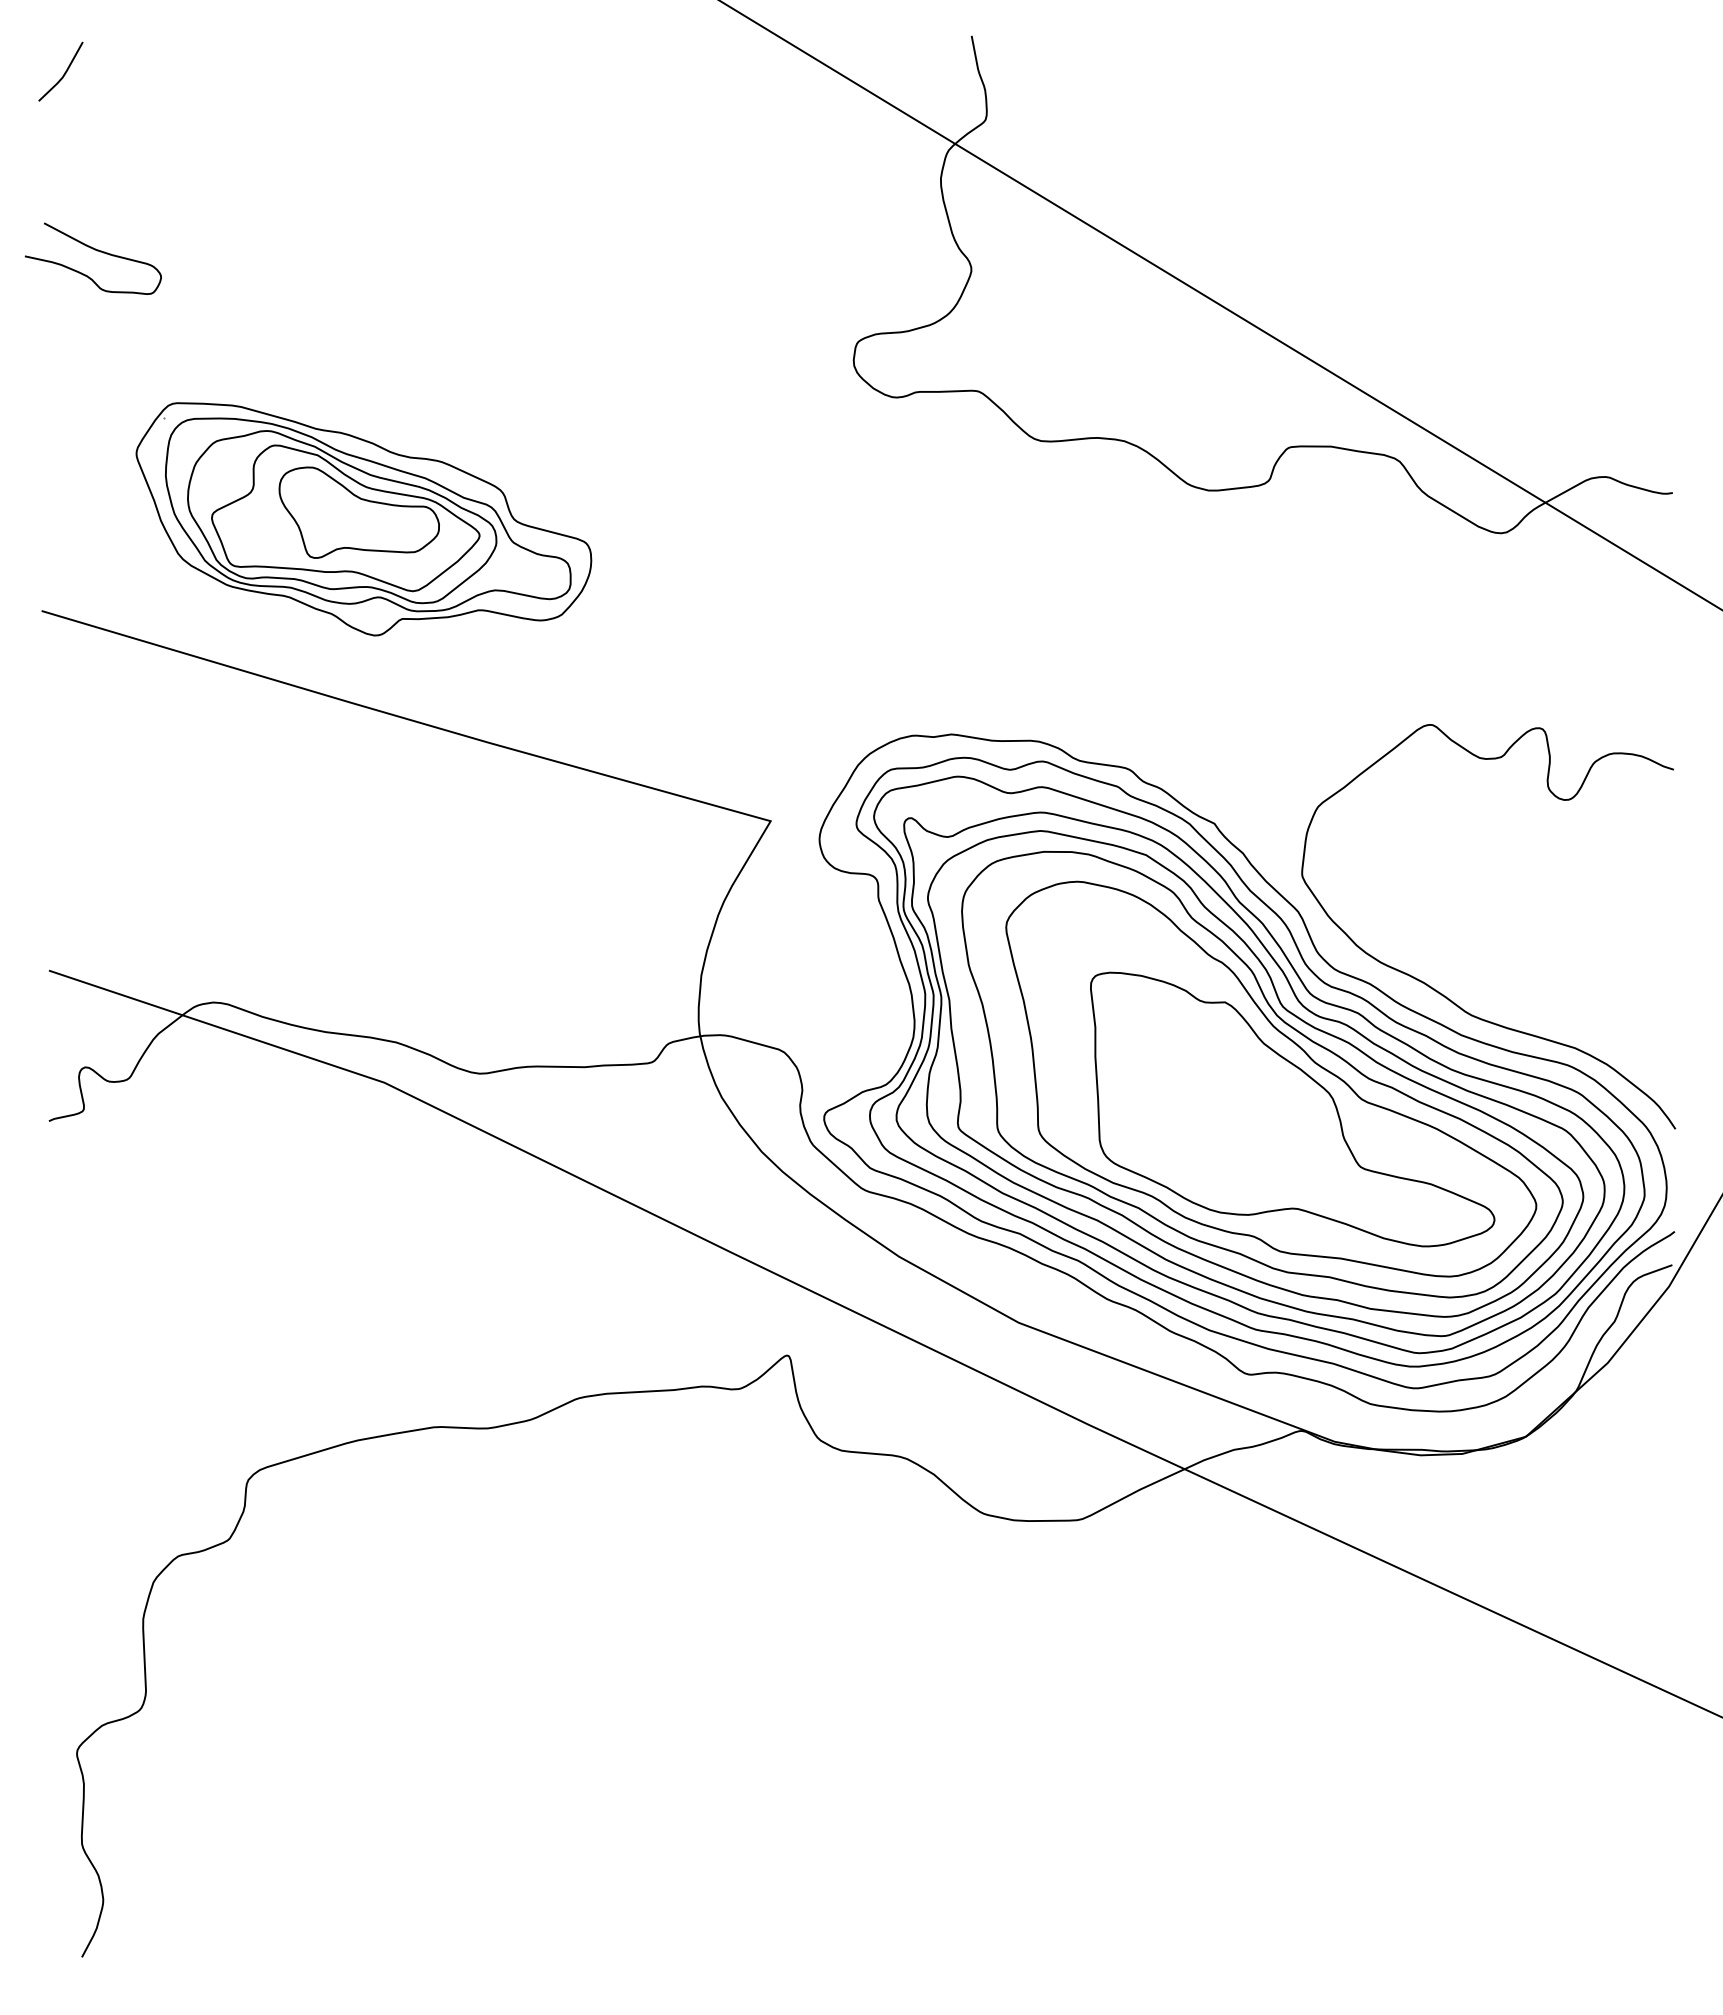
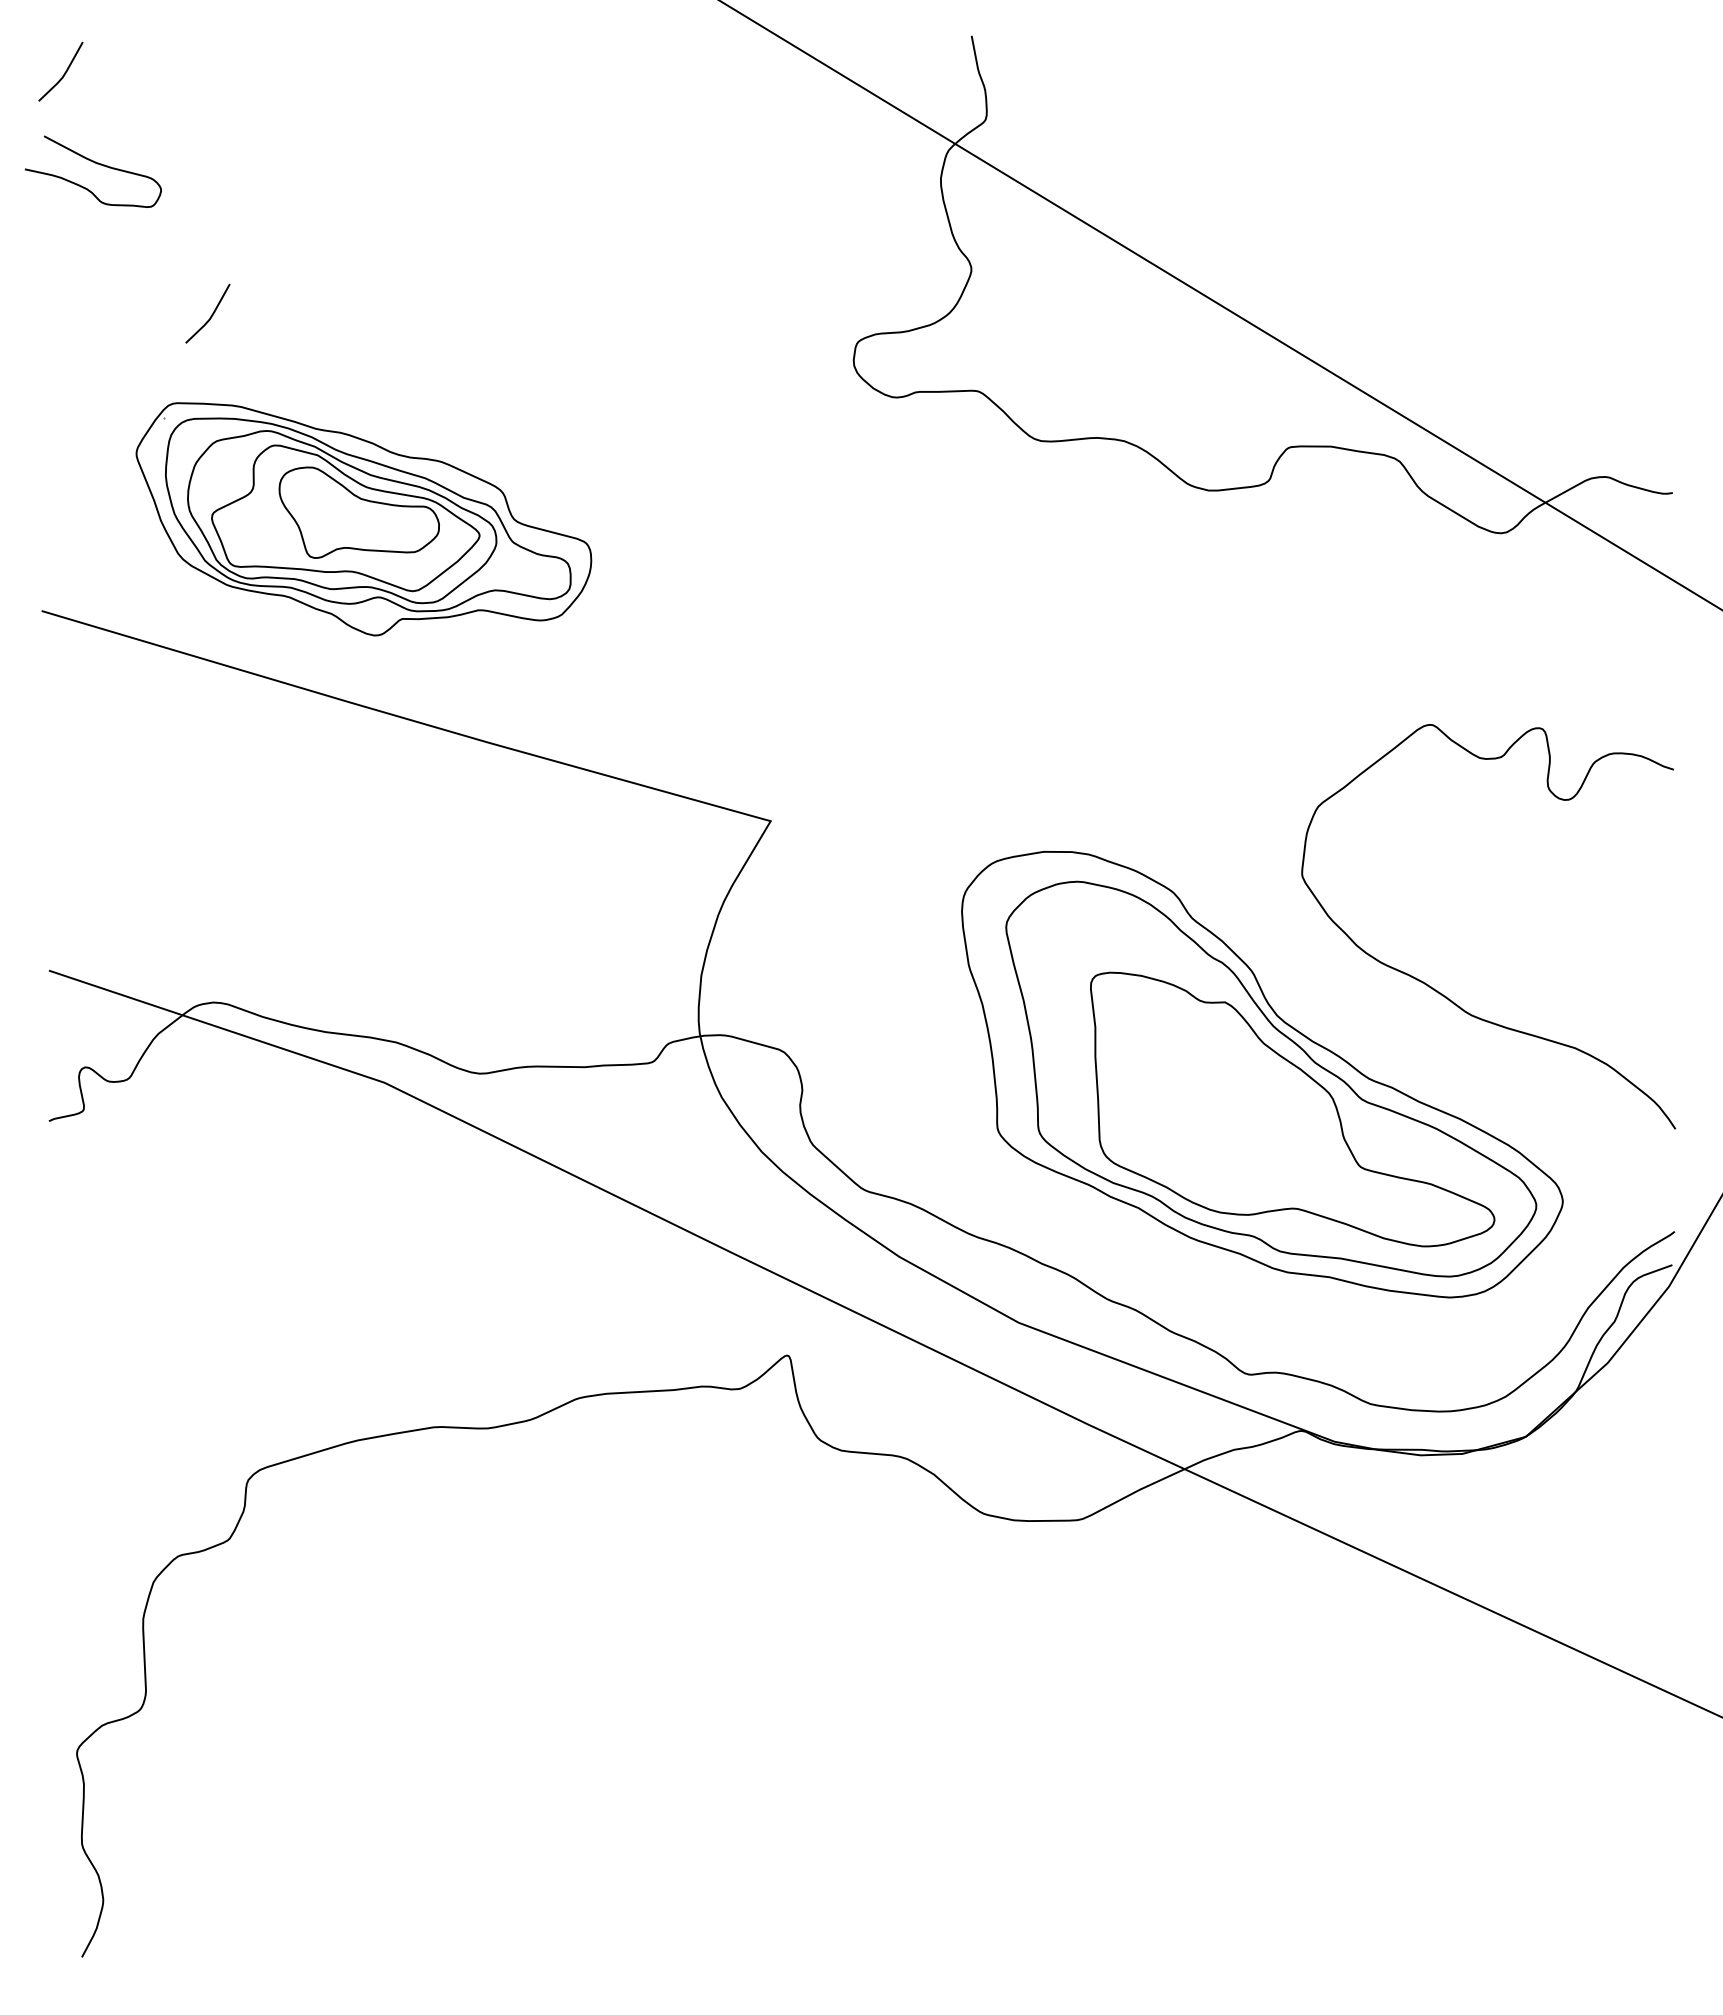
curve position: (94, 250) -> (94, 163) (94, 163)
line: none -> present (211, 314)
part: present -> none (1242, 1061)
